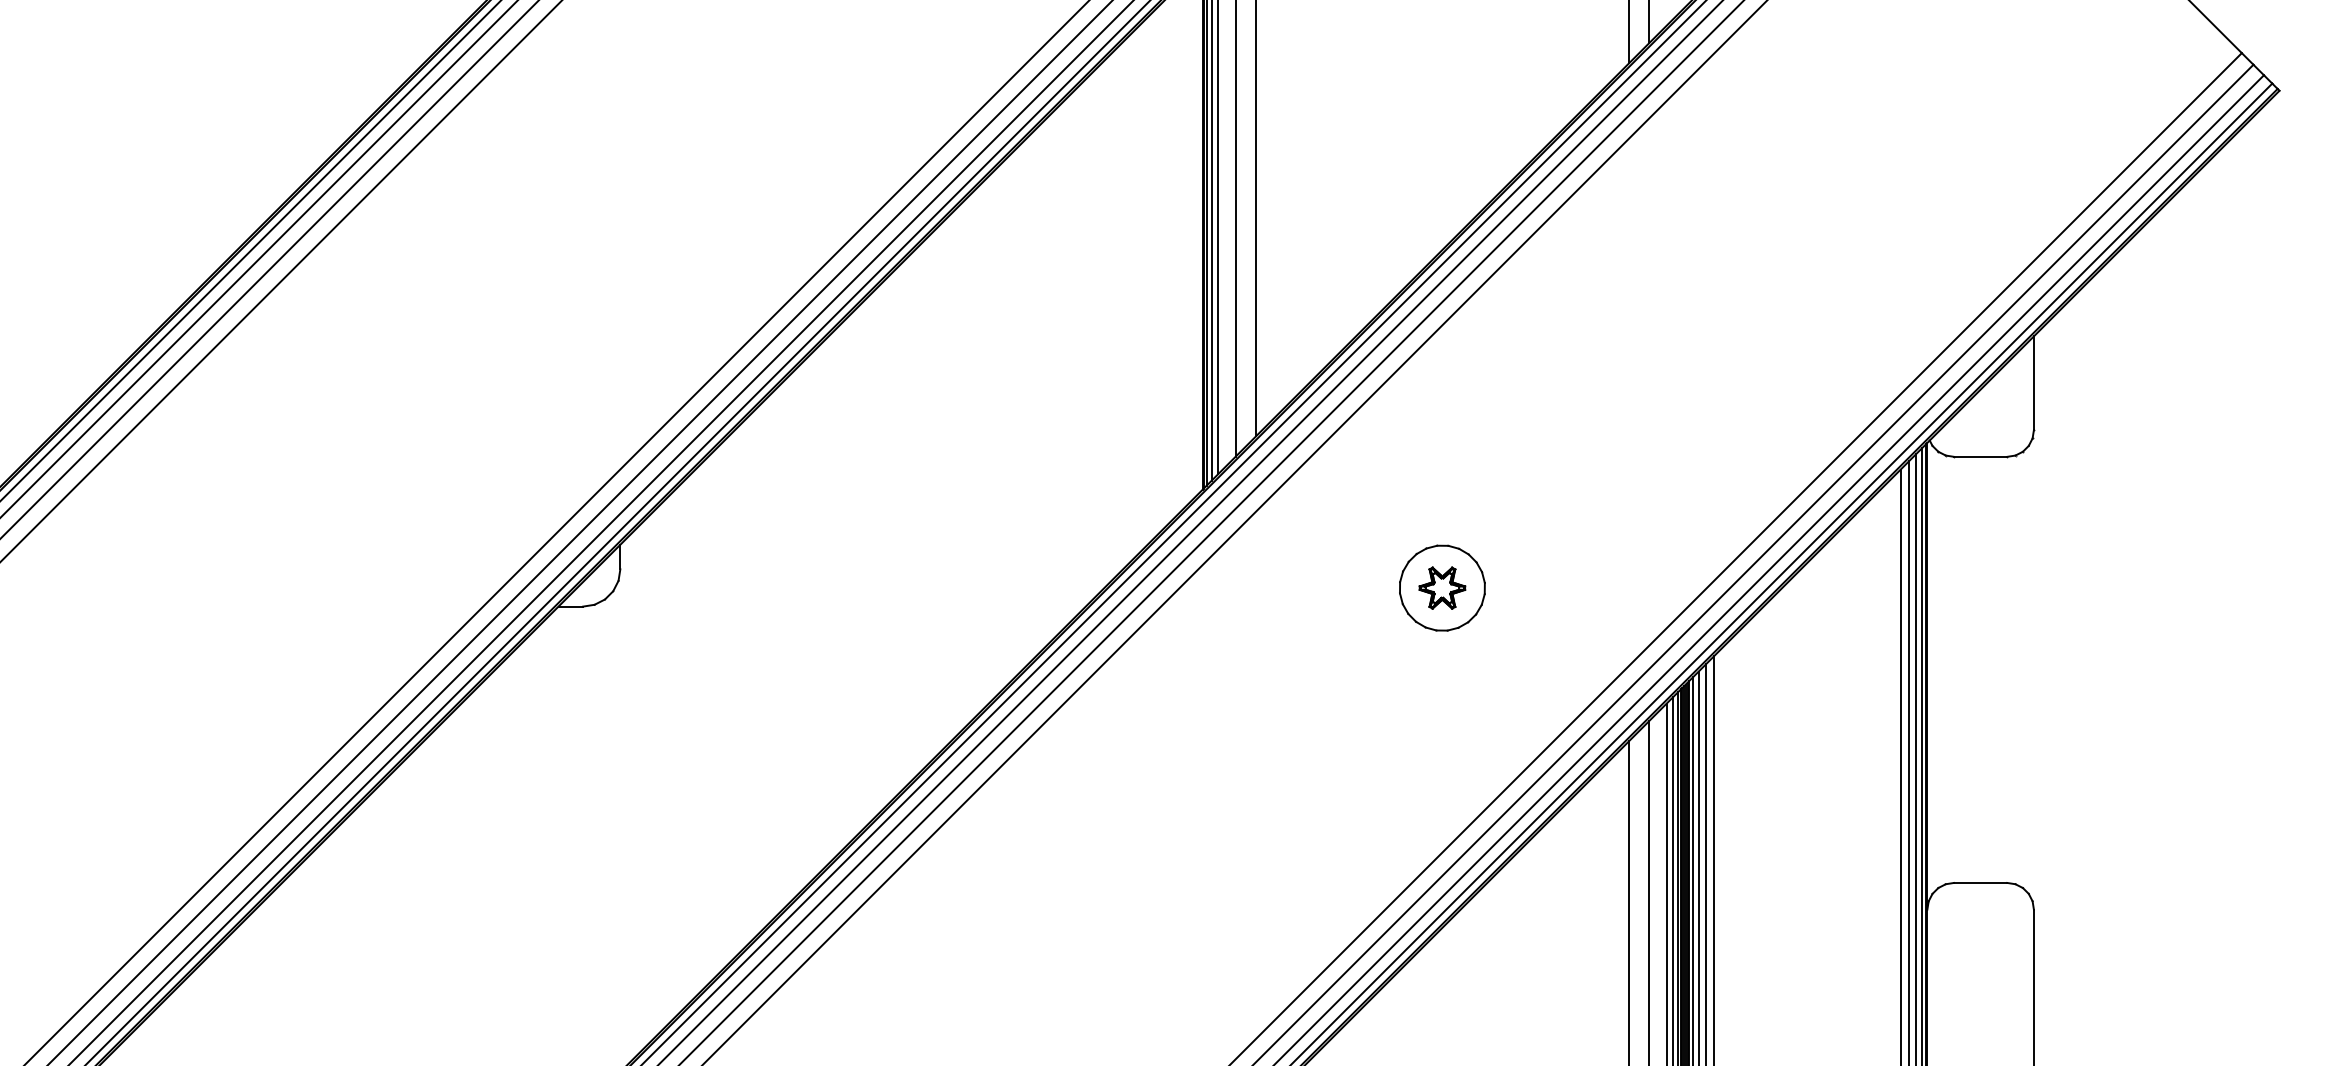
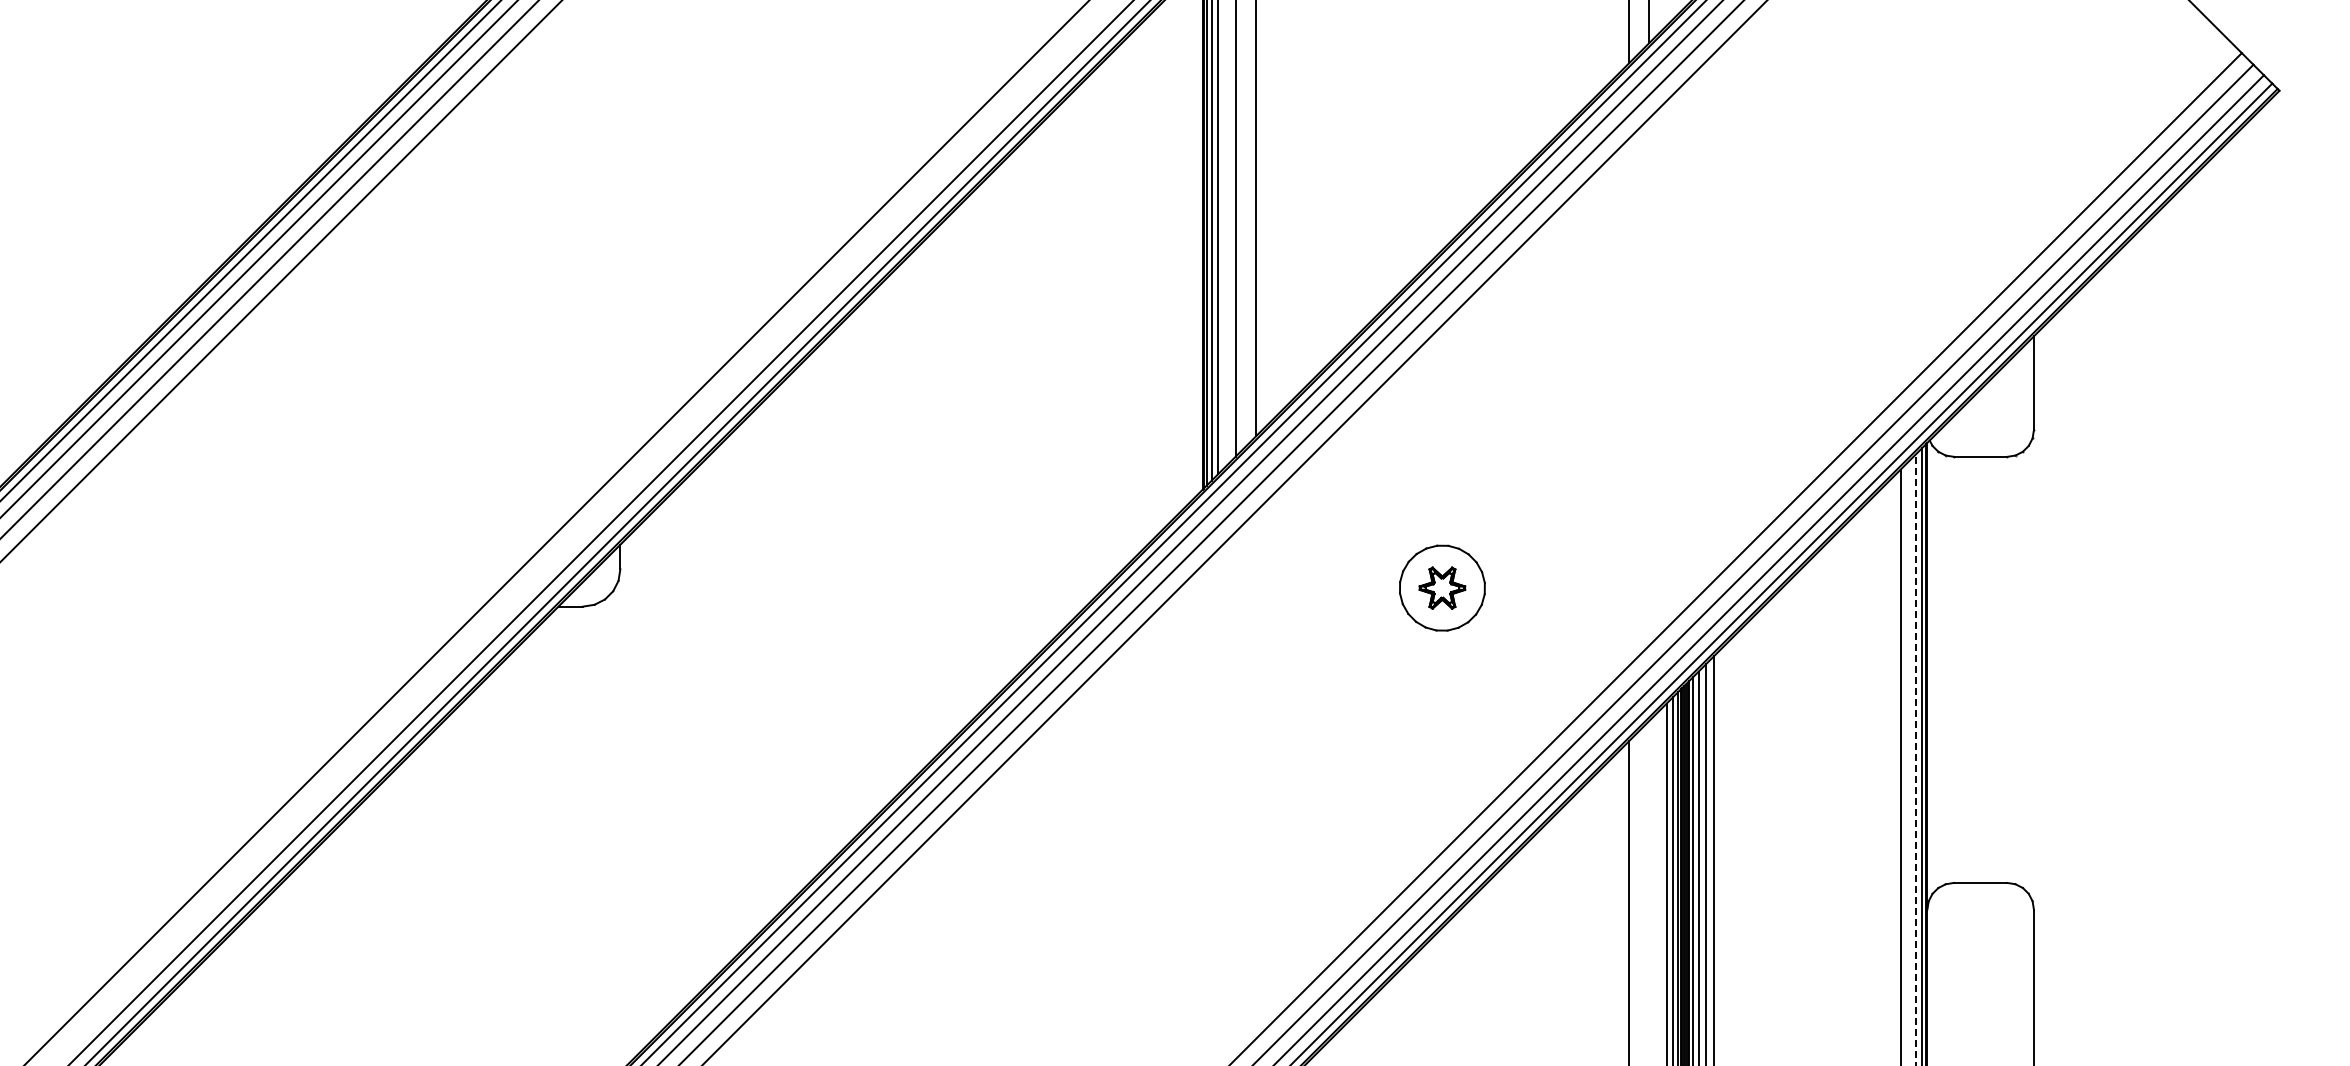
line: present -> none (580, 532)
line: solid -> dashed (1916, 759)
line: present -> none (1908, 761)
line: present -> none (1649, 891)
